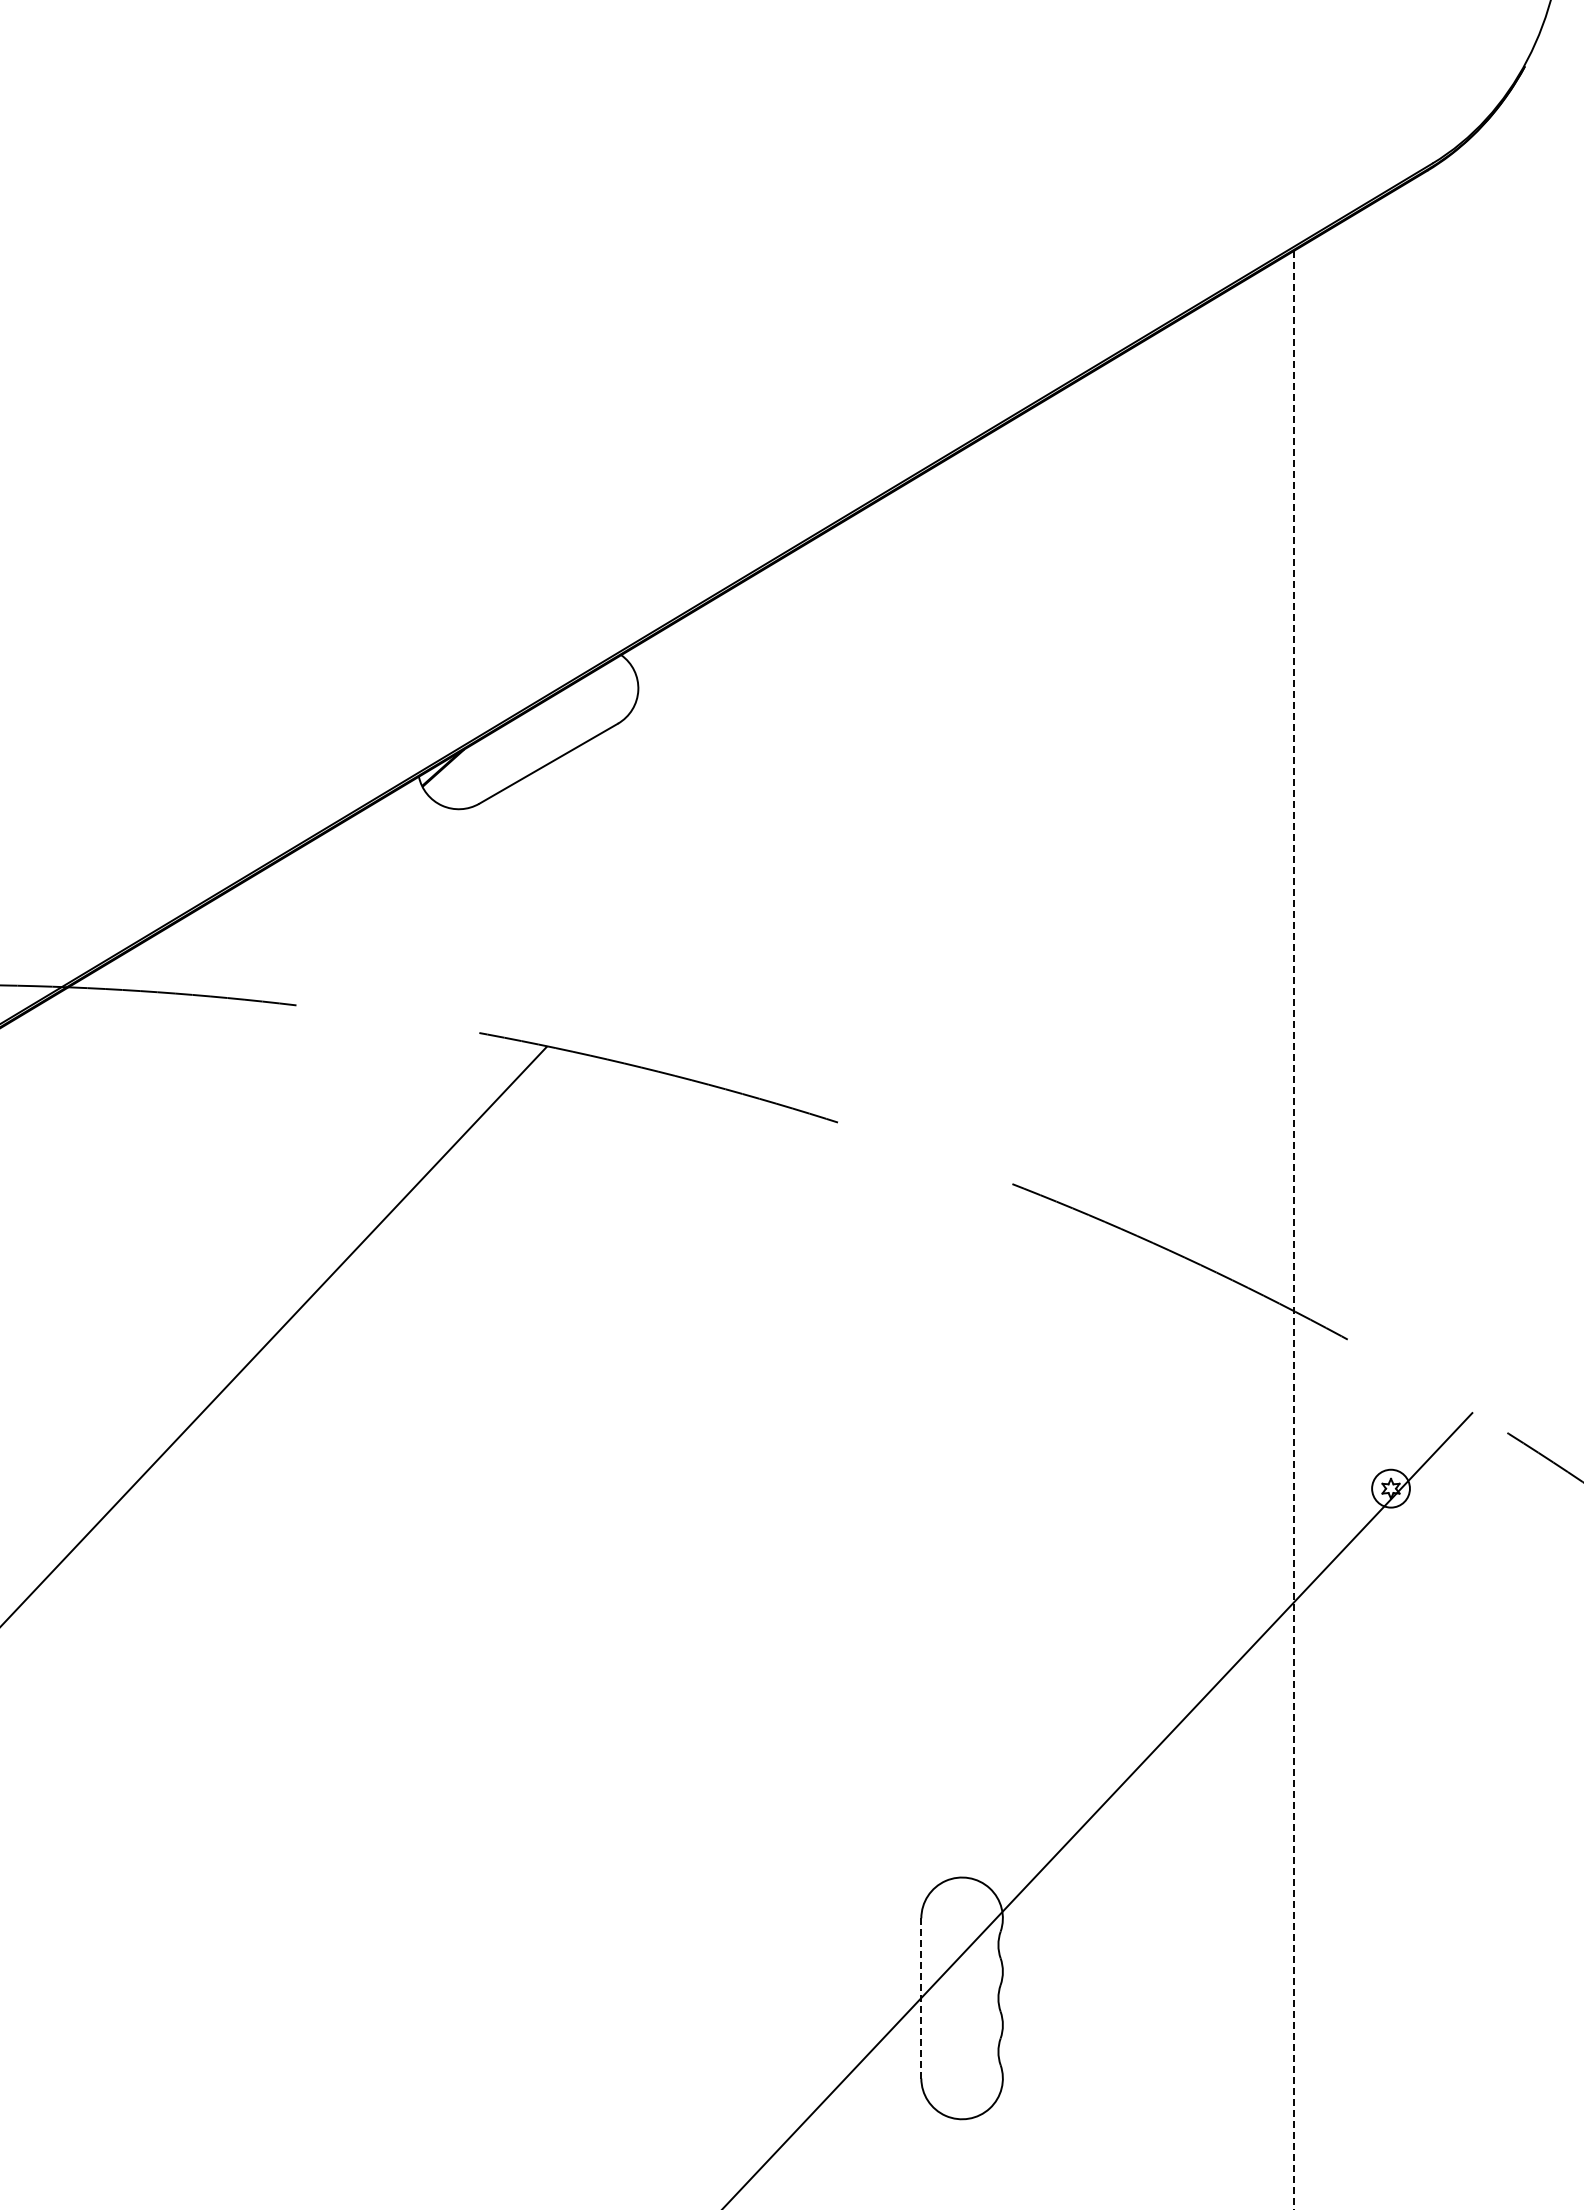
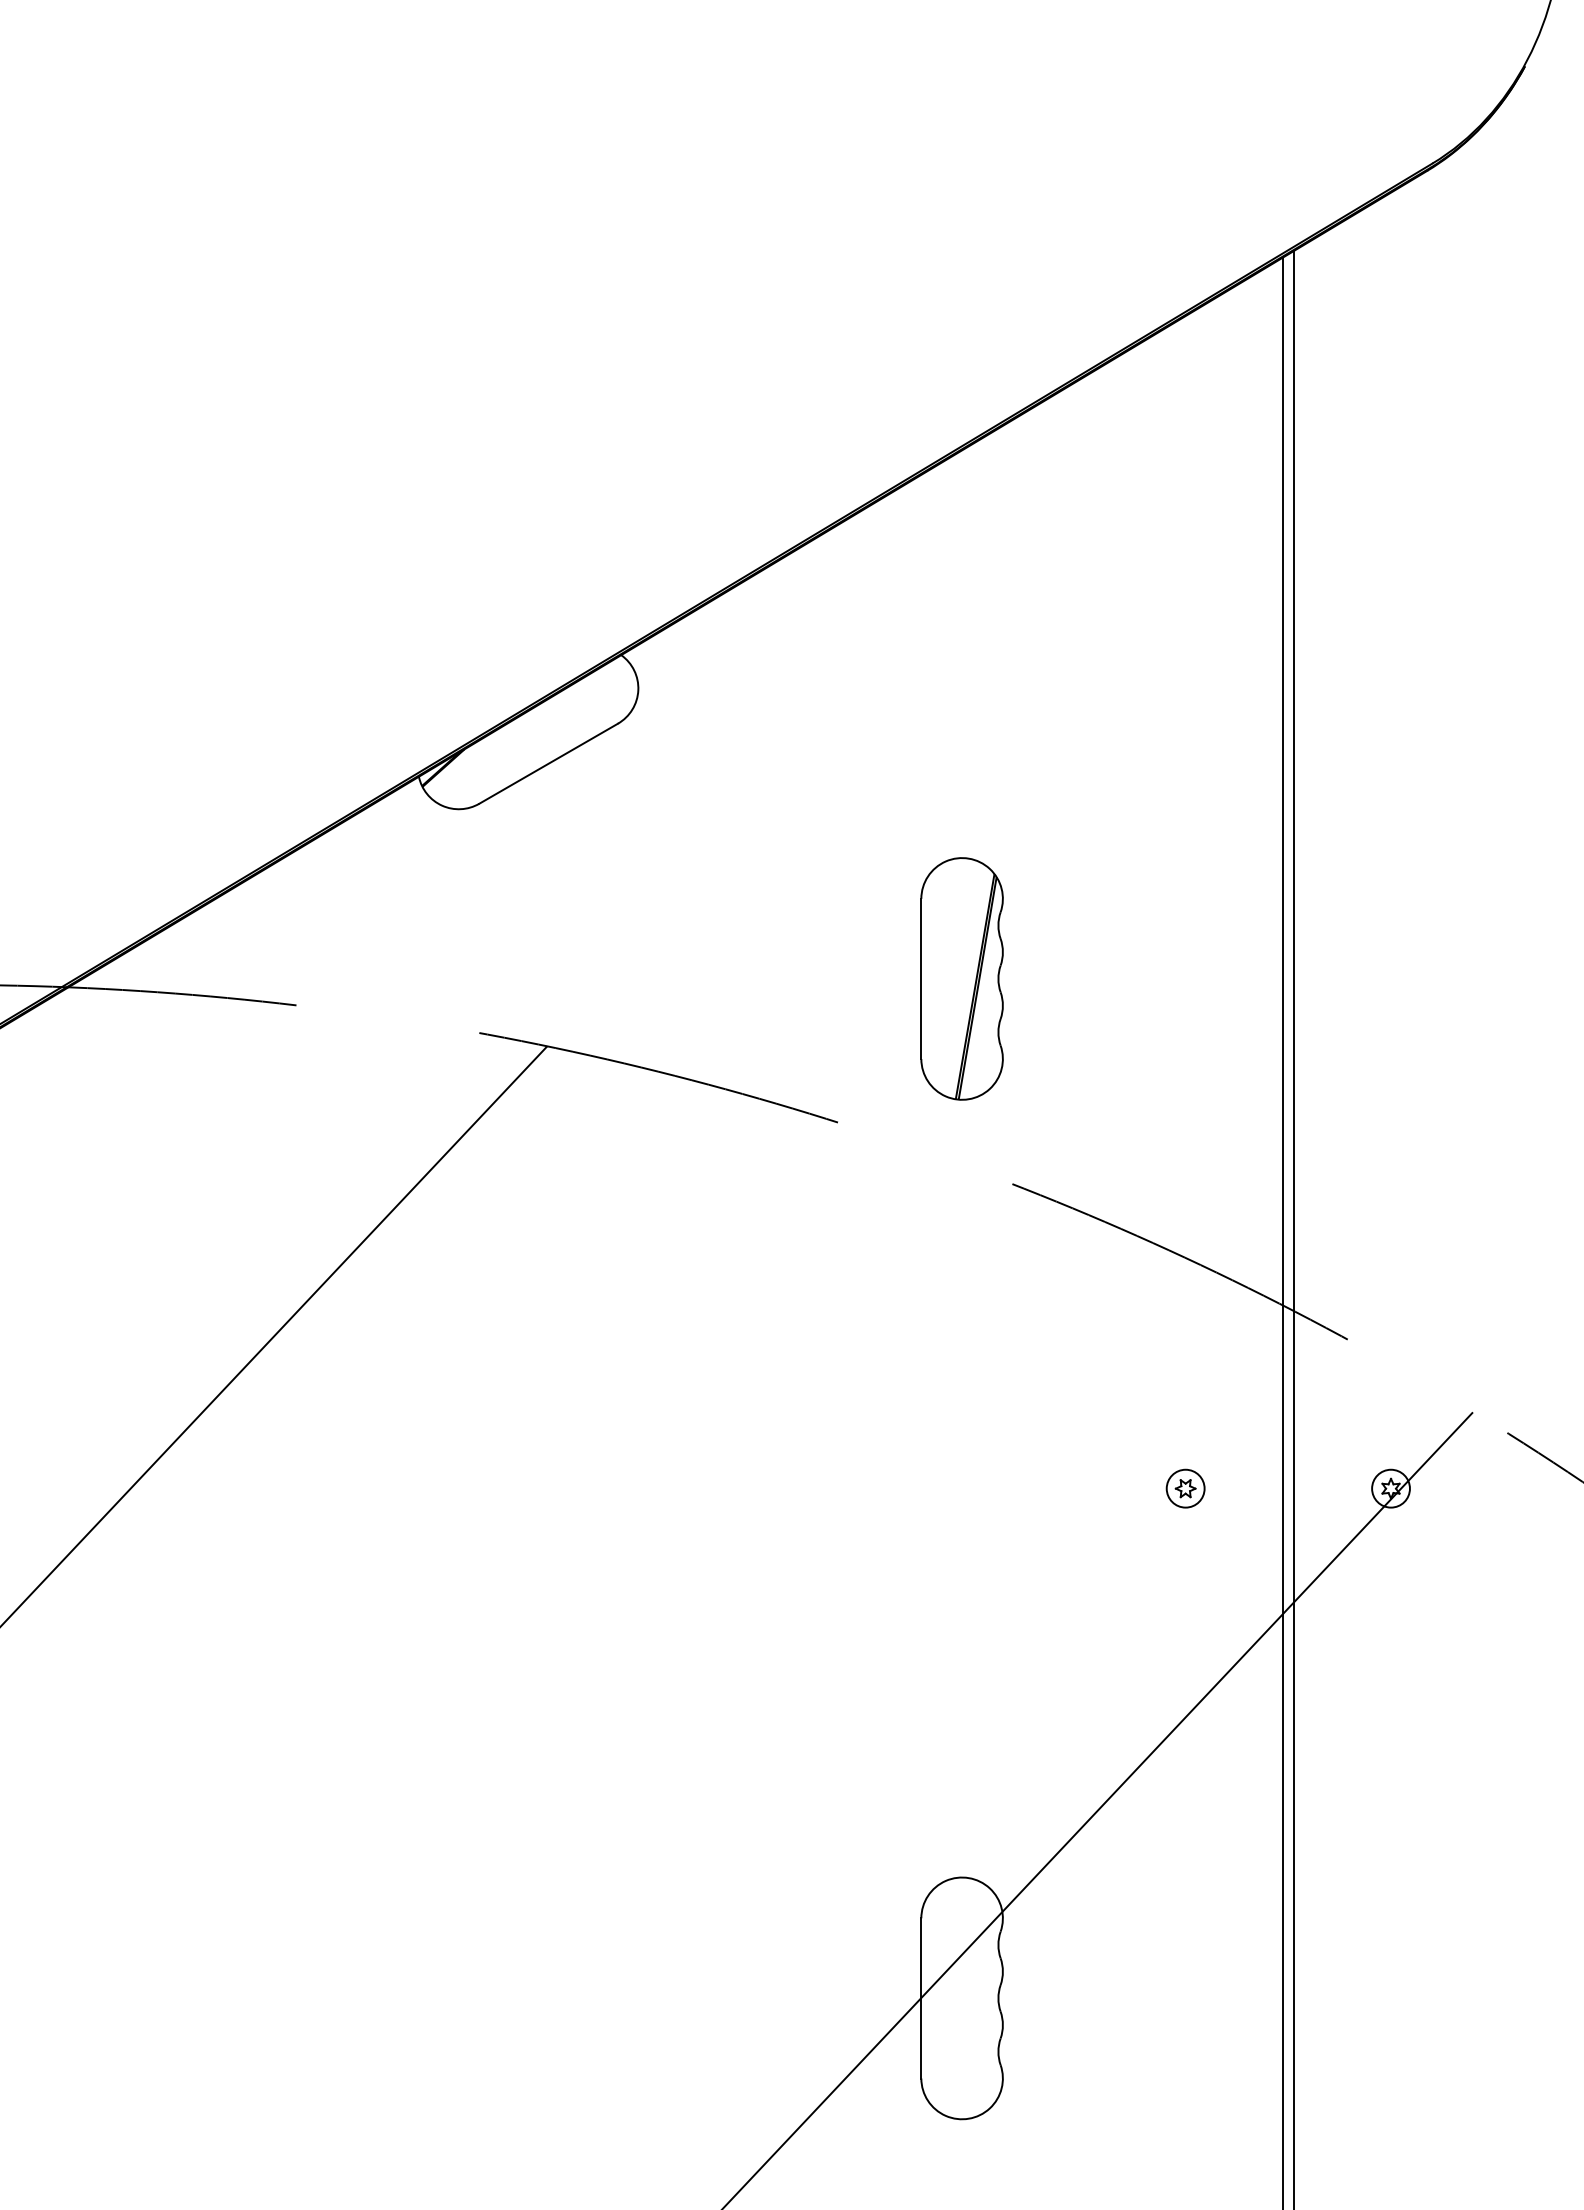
part: none -> present (961, 978)
line: dashed -> solid (1294, 1230)
line: none -> present (1282, 1231)
part: none -> present (1185, 1488)
line: dashed -> solid (921, 1998)
